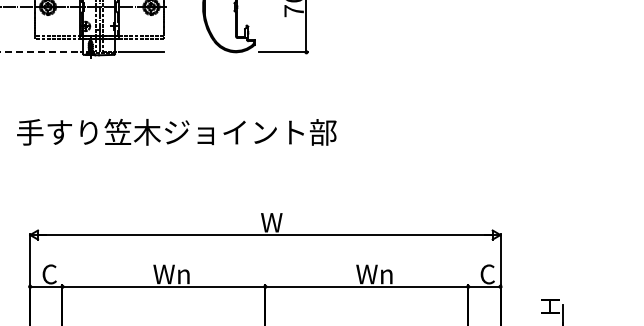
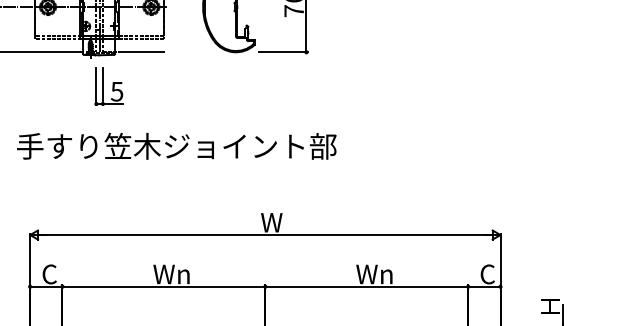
line: dashed -> solid (40, 52)
part: none -> present (108, 86)
text position: (176, 131) -> (176, 145) (176, 145)
